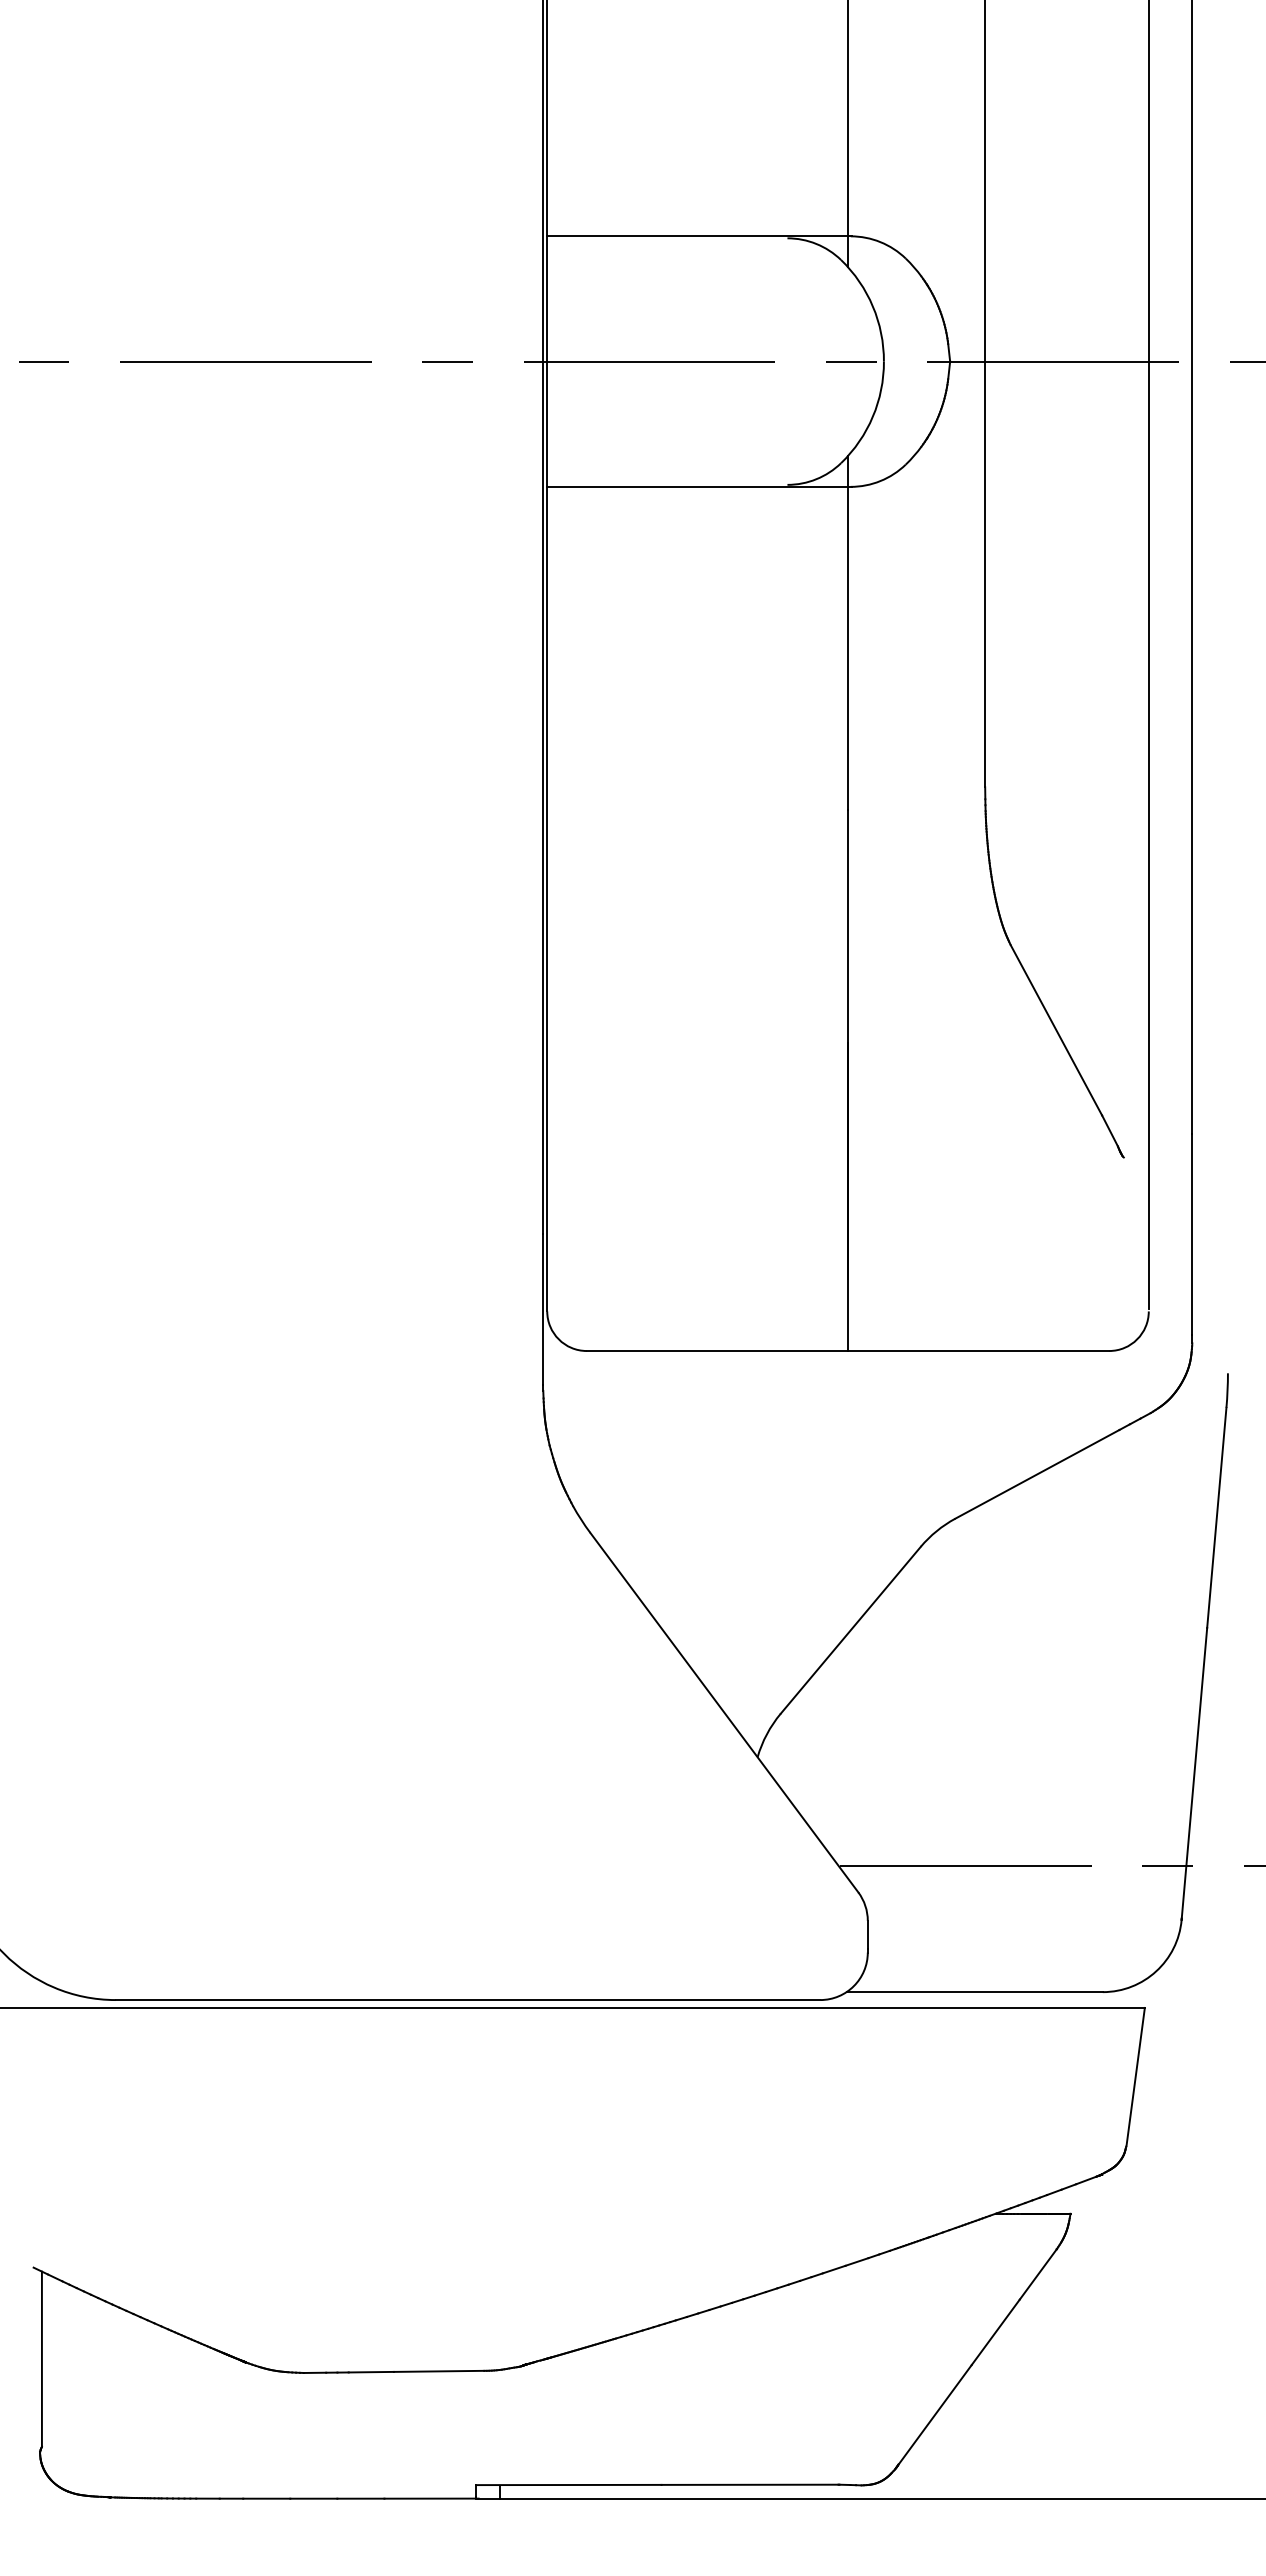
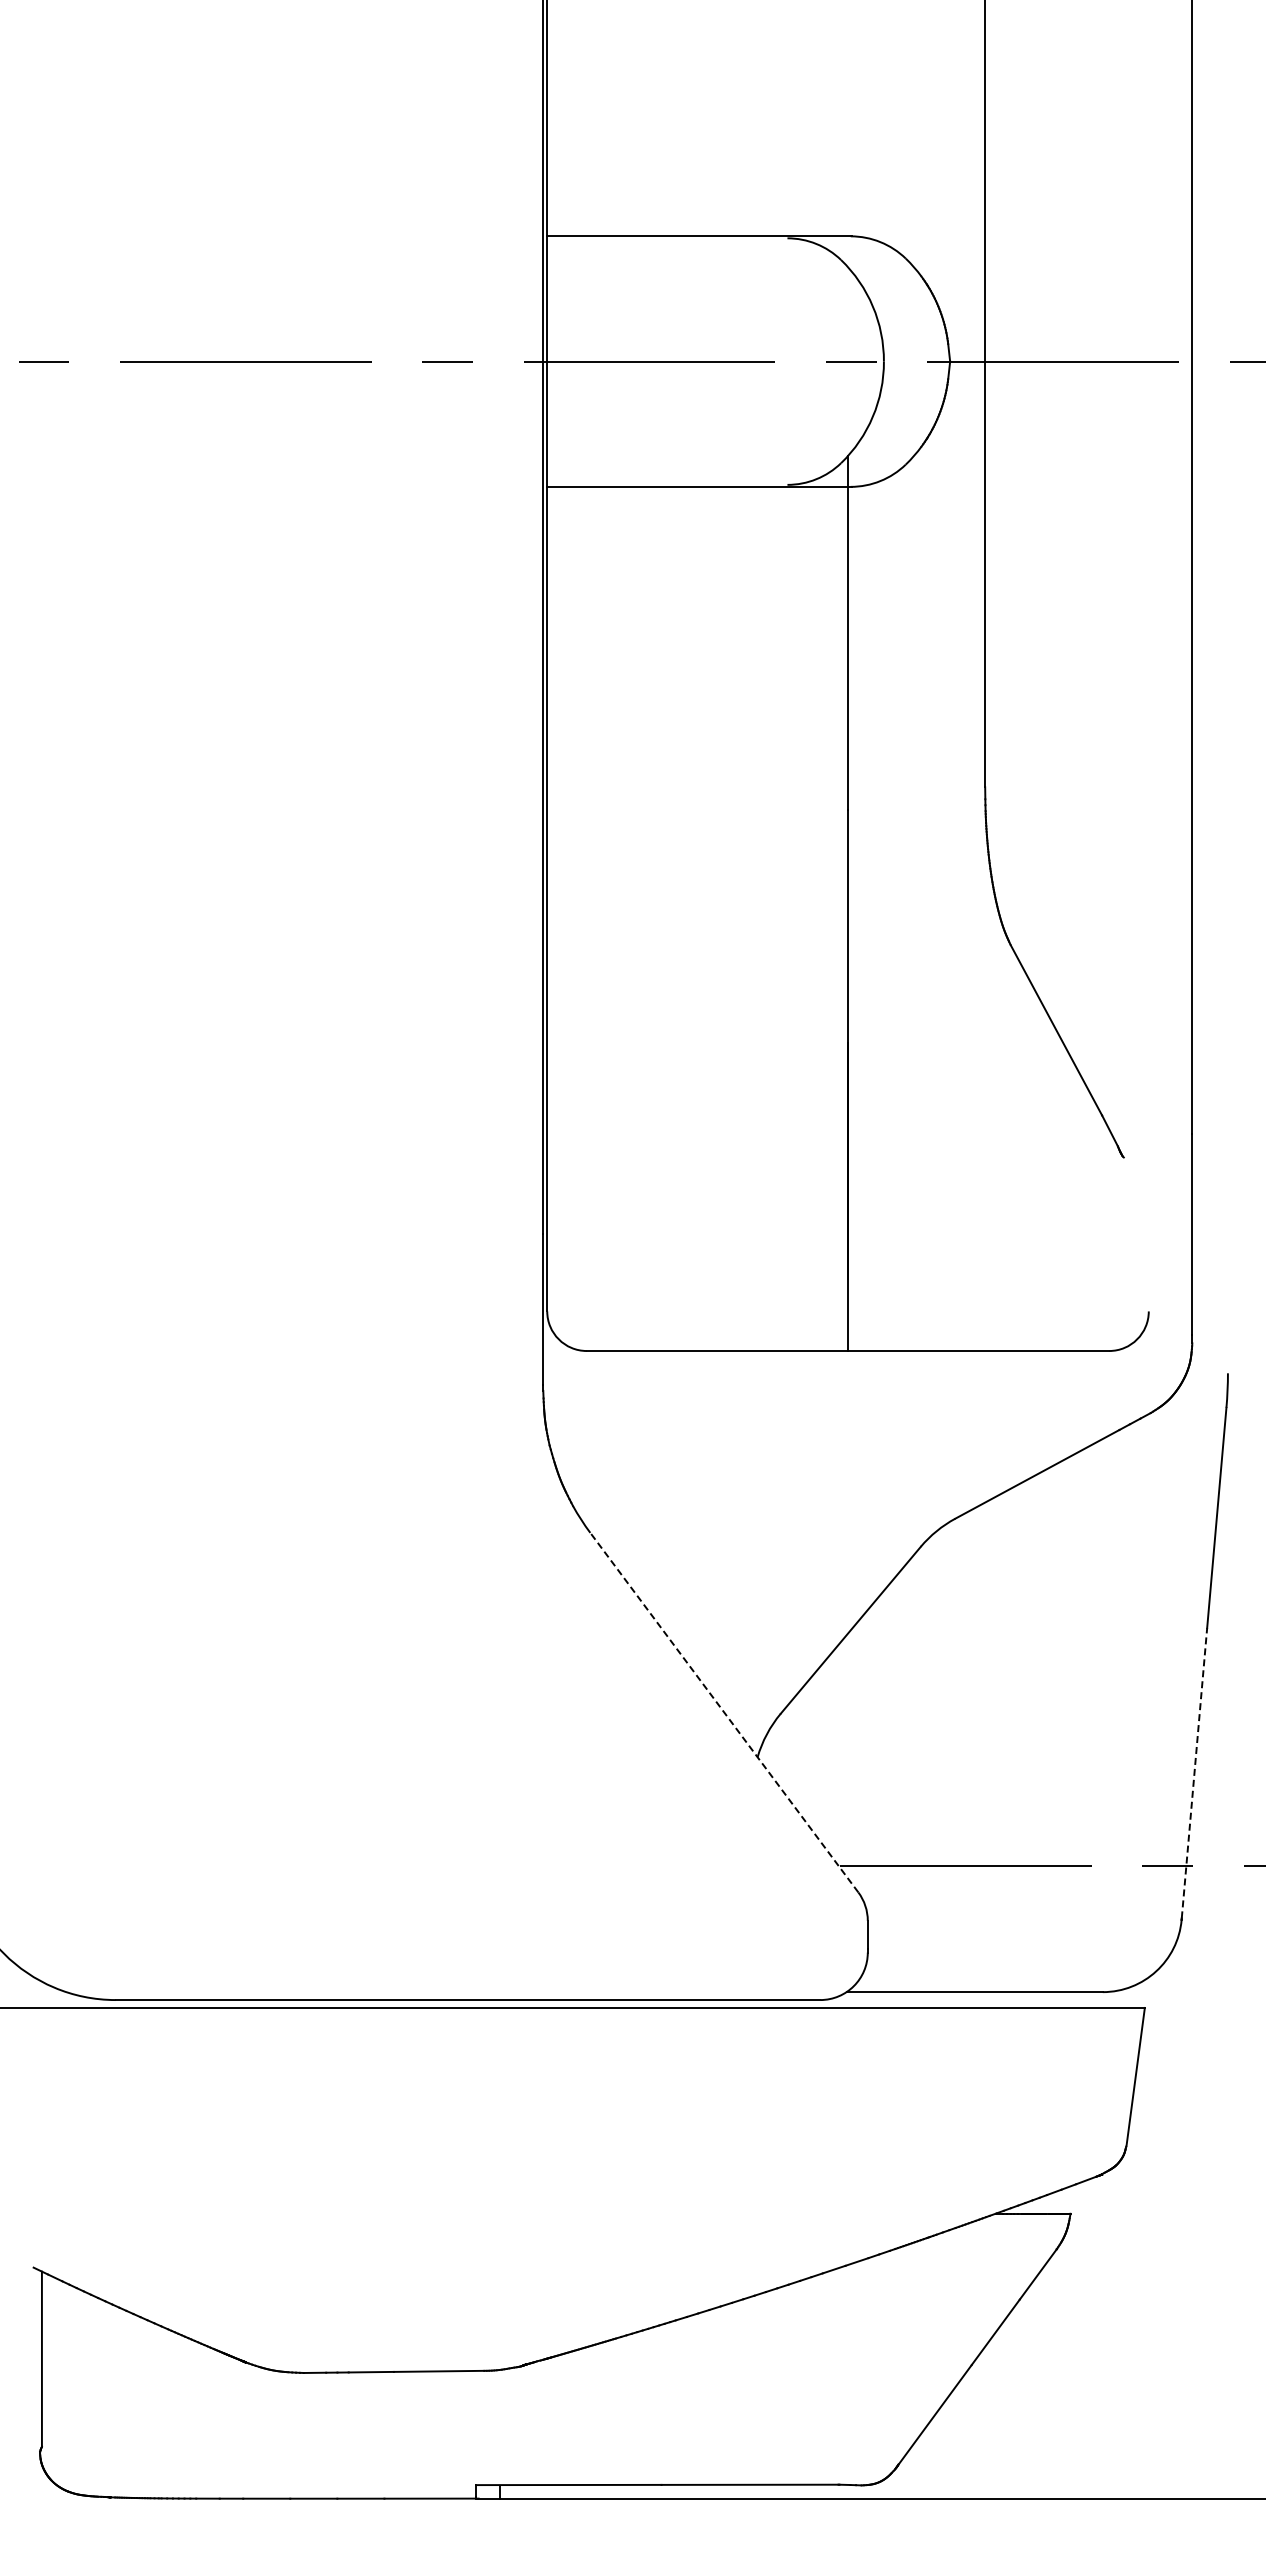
line: present -> none (848, 134)
line: present -> none (1148, 655)
line: solid -> dashed (724, 1712)
line: solid -> dashed (1194, 1773)
